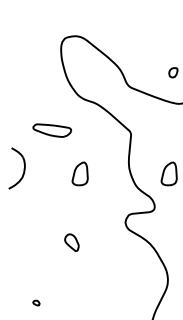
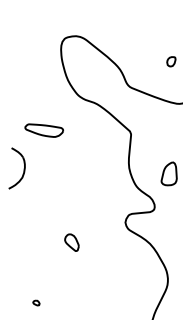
part position: (173, 72) -> (171, 61) (171, 61)
part position: (51, 130) -> (43, 130) (43, 130)
part: present -> none (79, 173)
